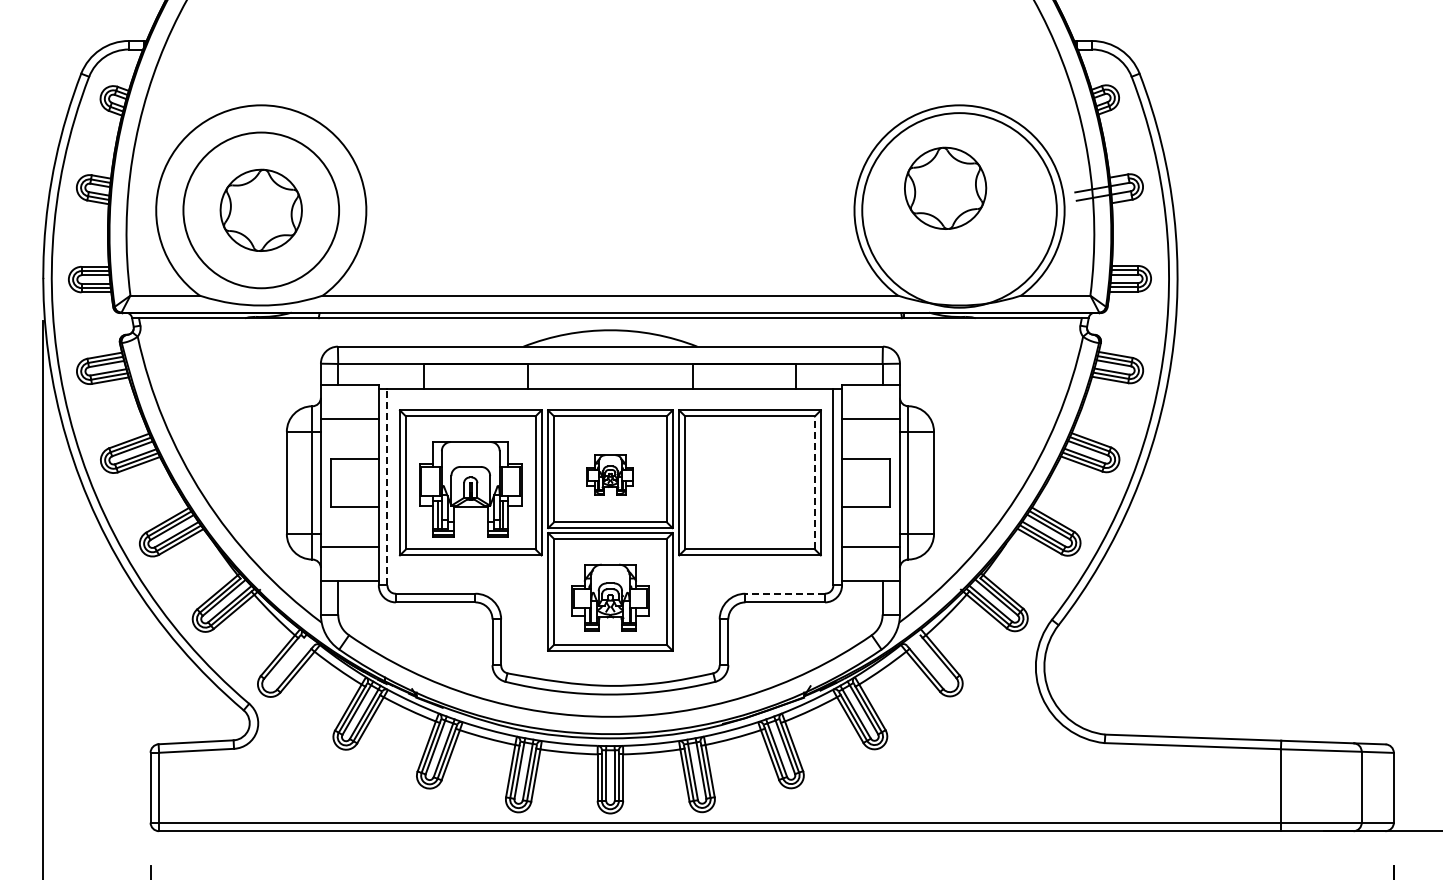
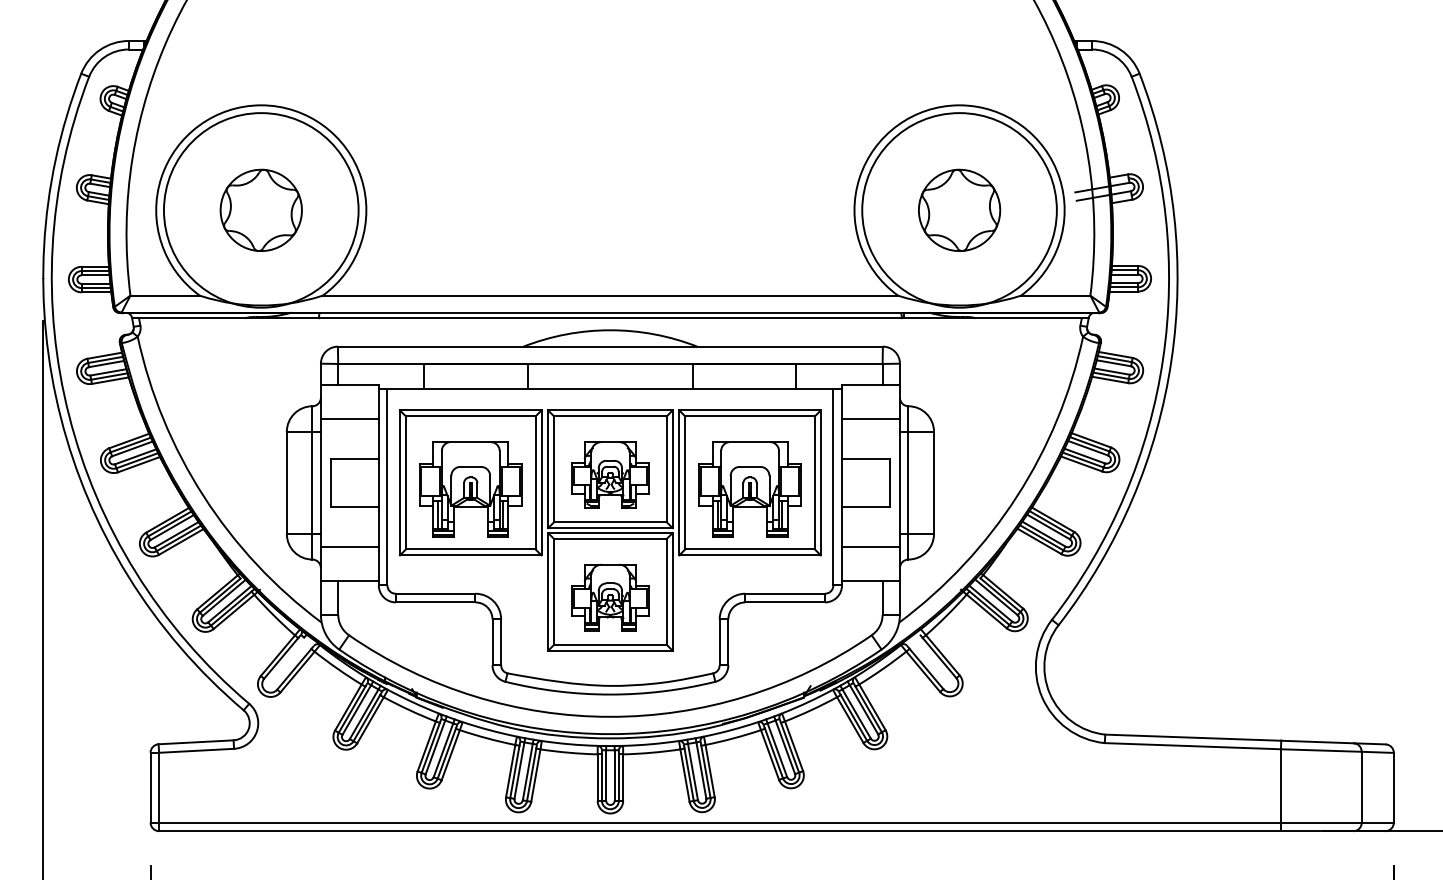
part position: (945, 187) -> (959, 209) (959, 209)
circle diameter: 156 px -> 195 px (260, 210)
part size: 48x42 px -> 79x68 px (610, 474)
line: dashed -> solid (814, 482)
line: dashed -> solid (387, 487)
part: none -> present (749, 489)
line: dashed -> solid (785, 593)
